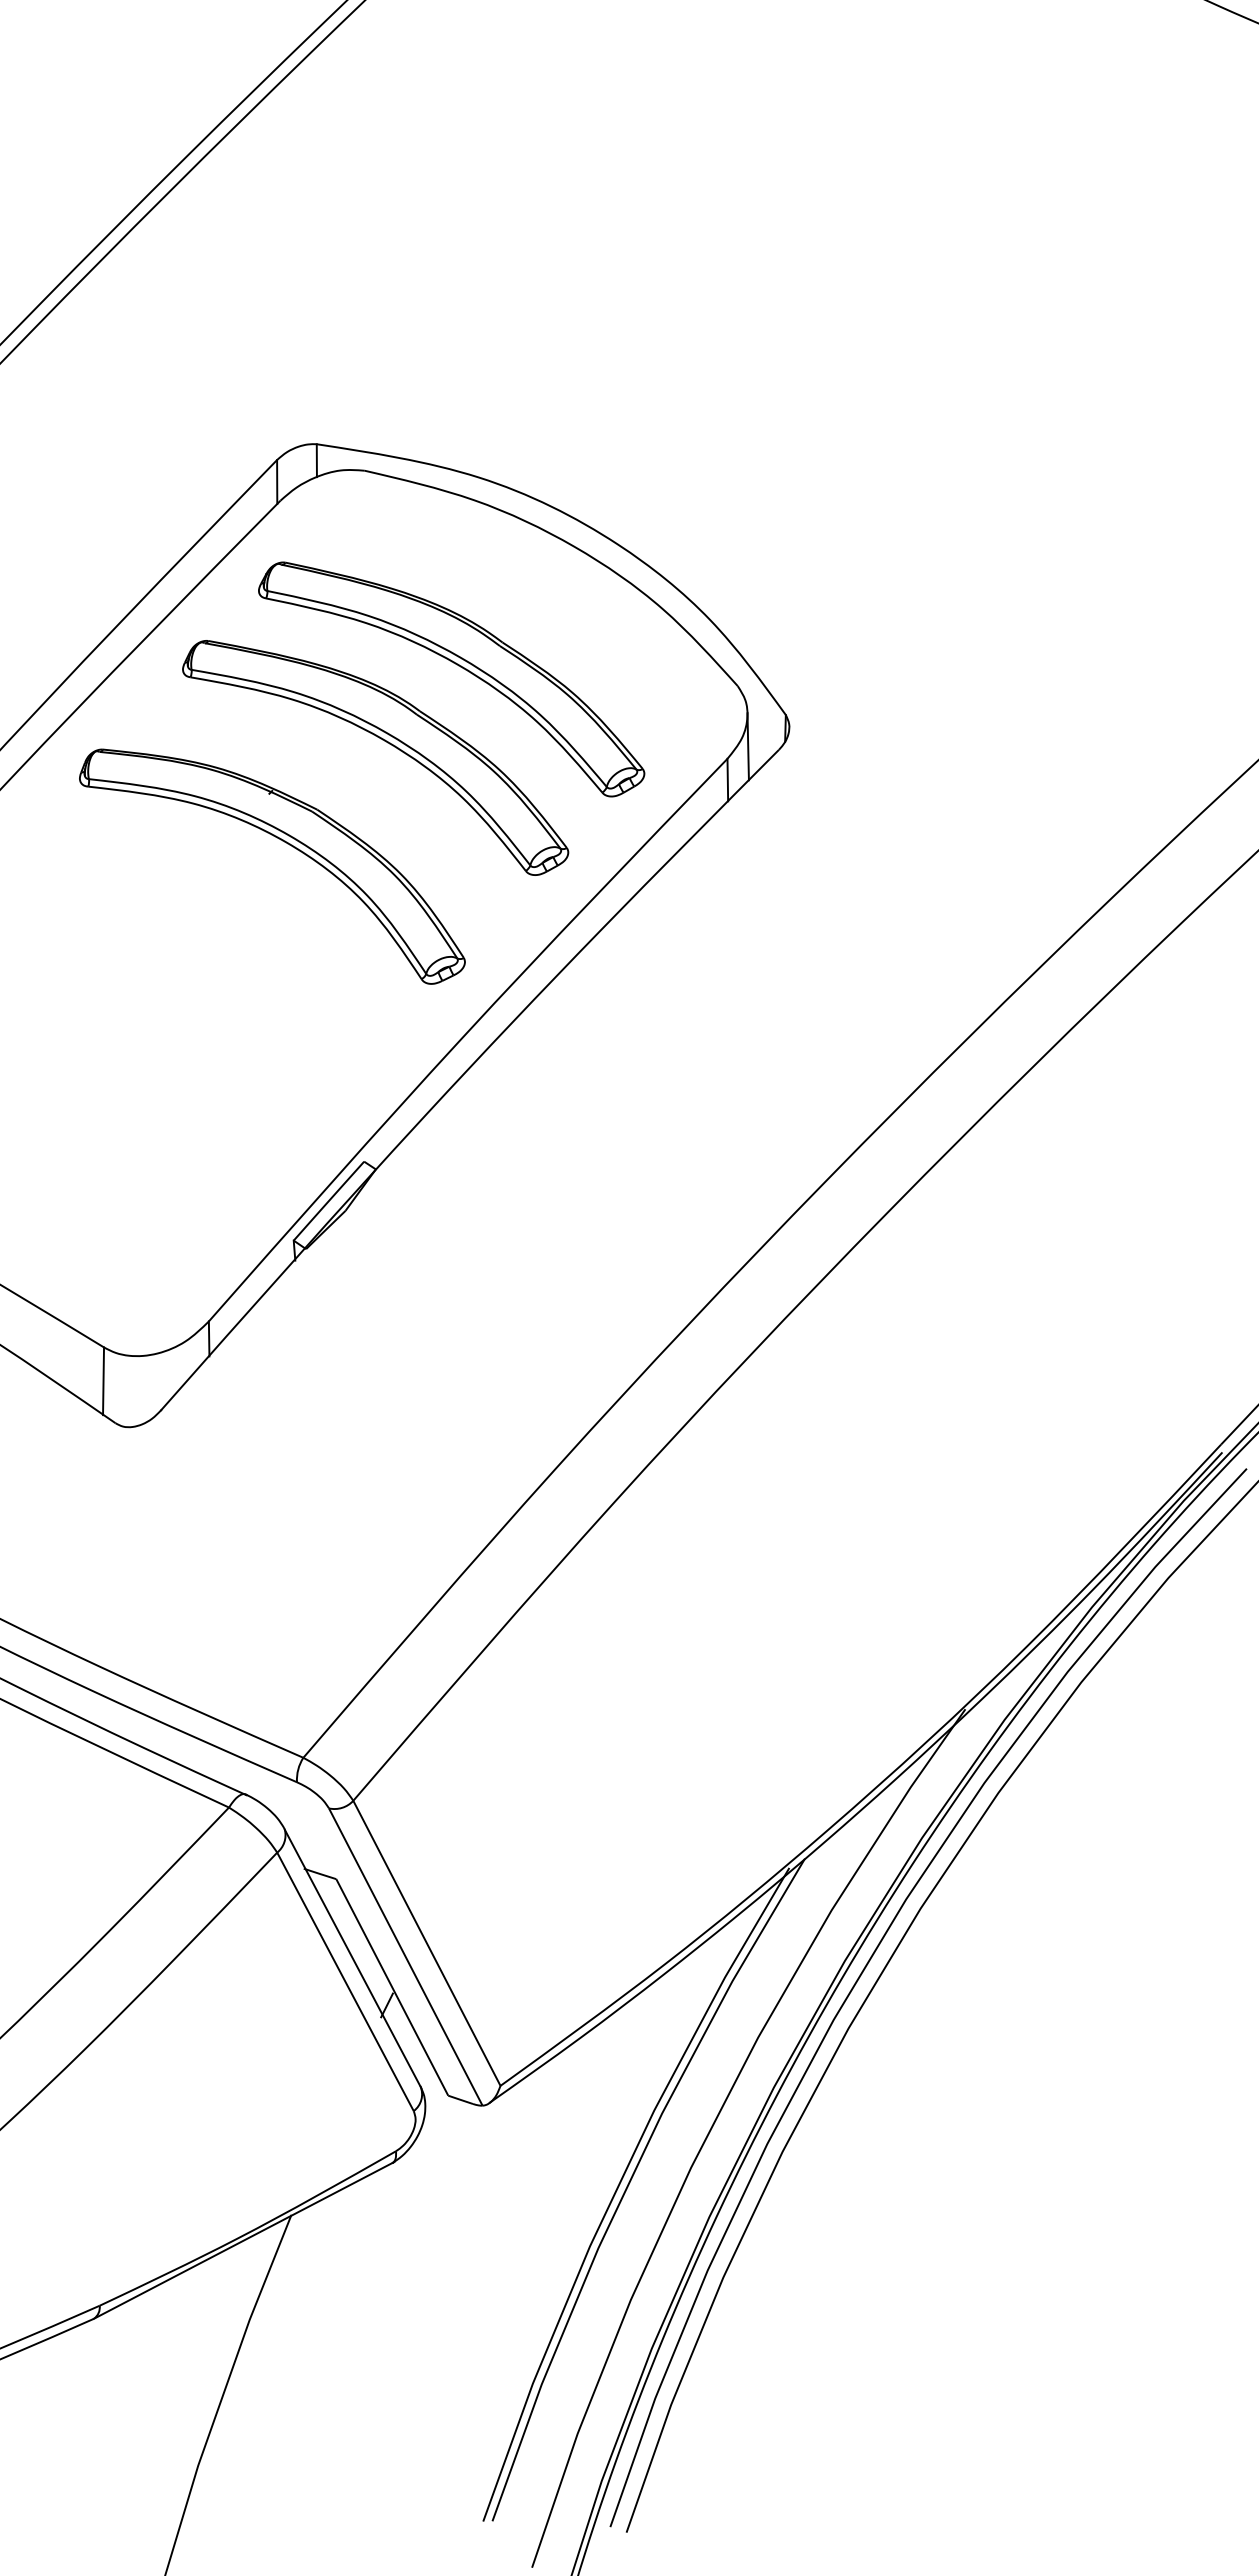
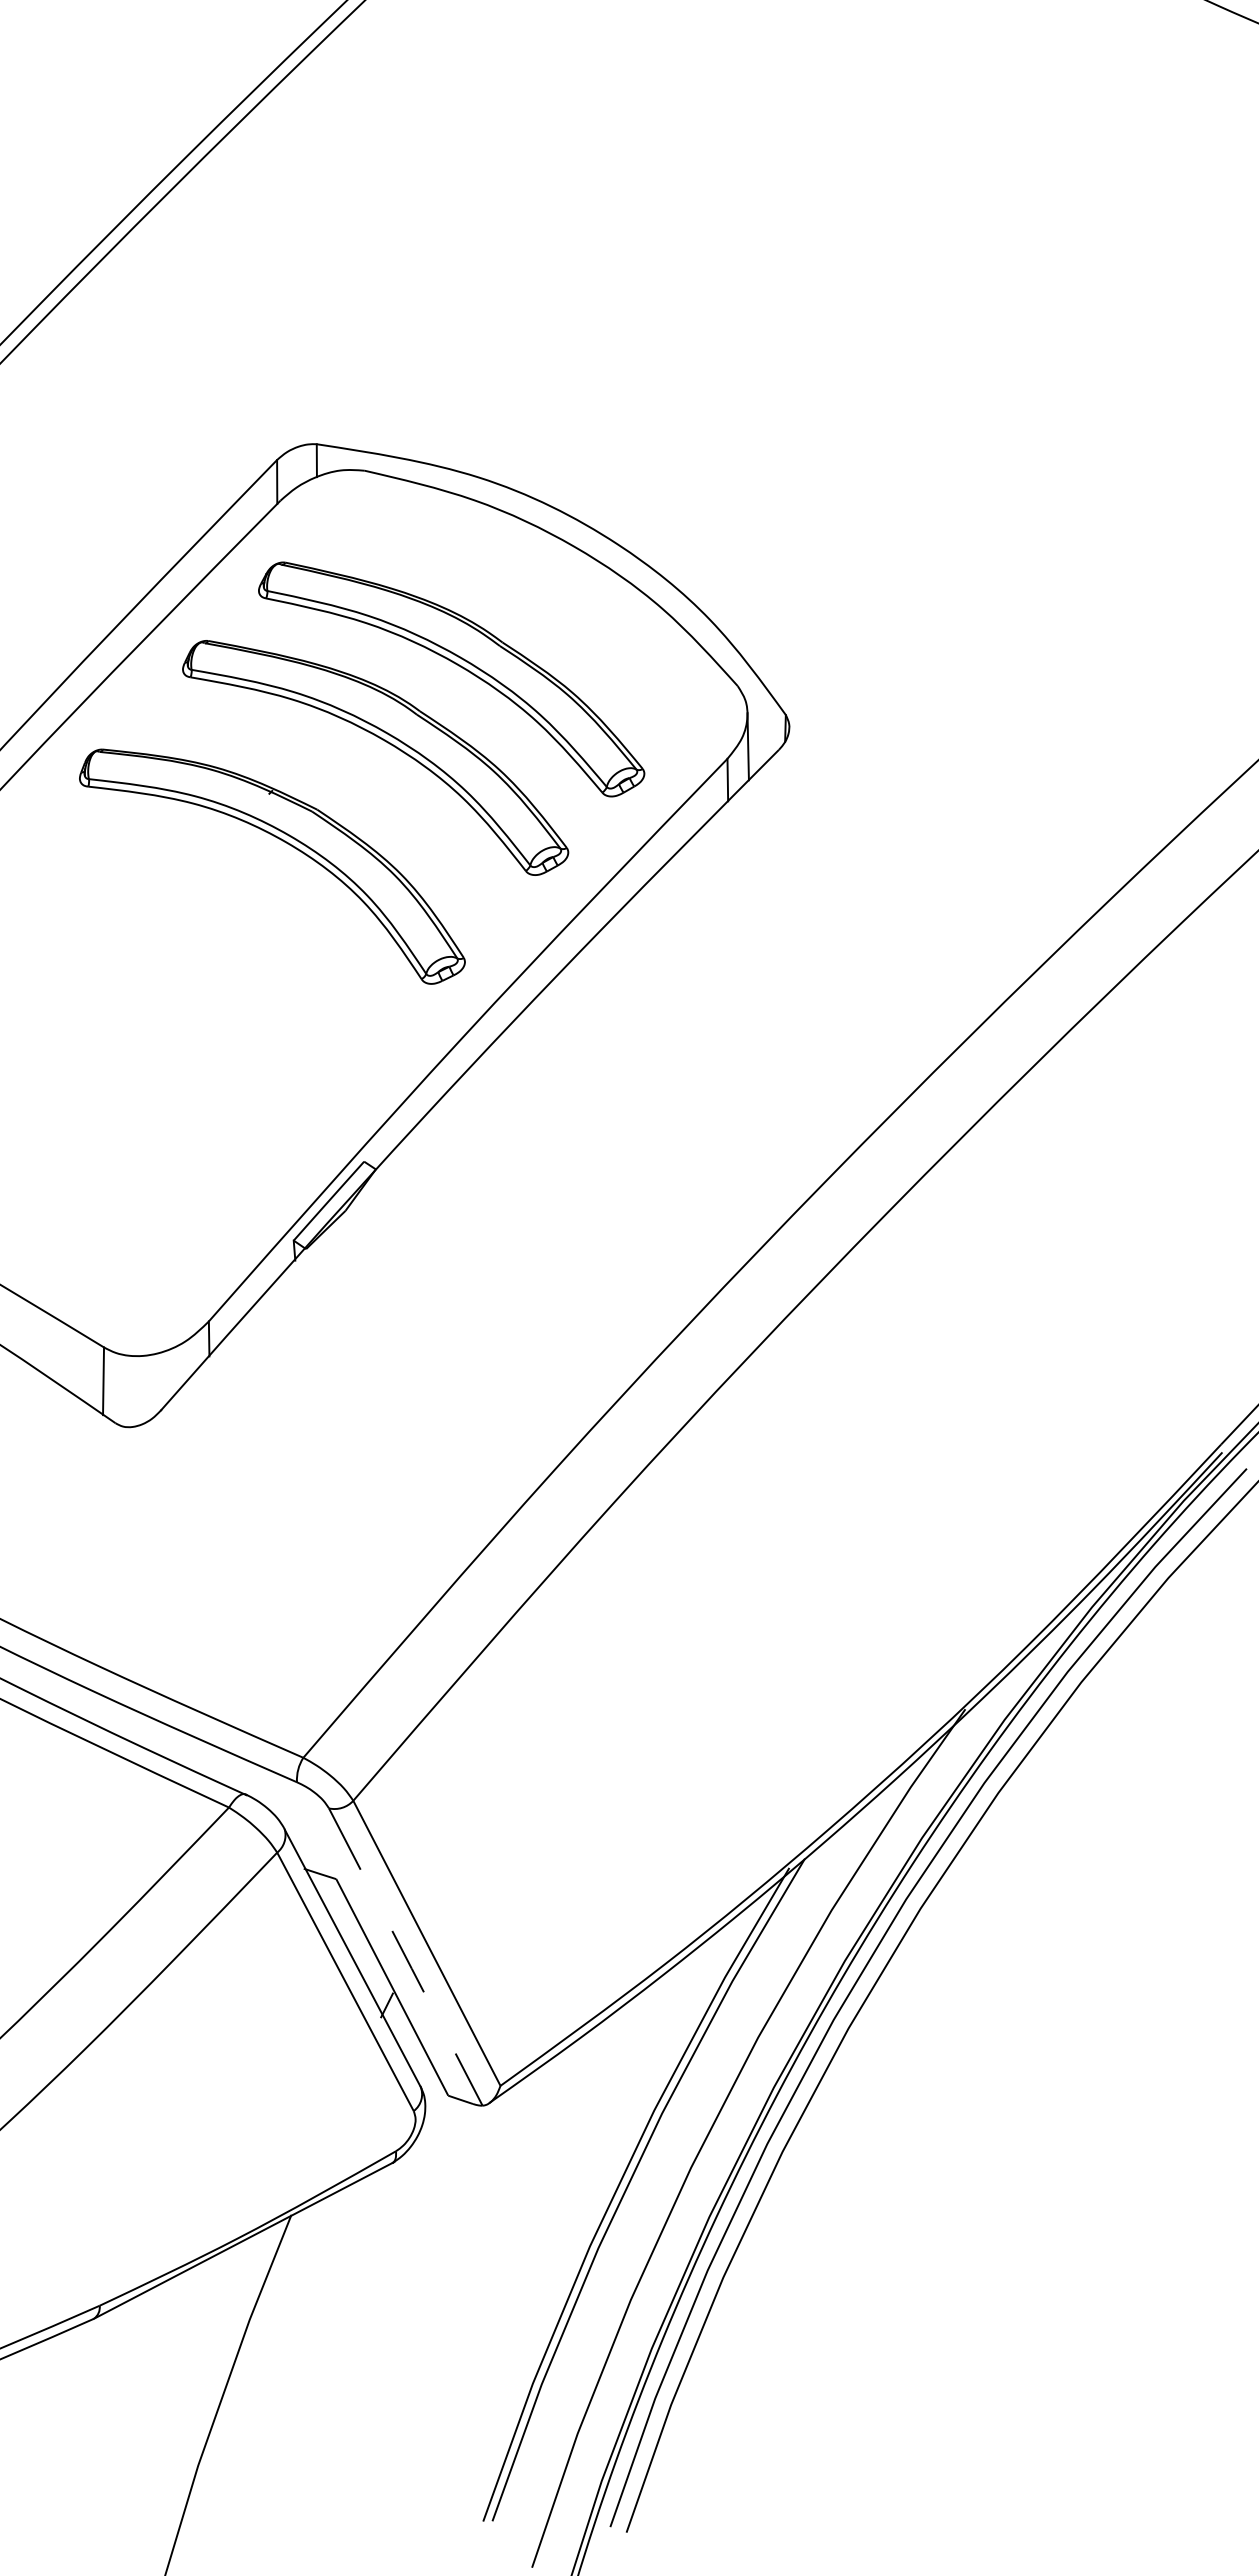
line: solid -> dashed (406, 1958)
